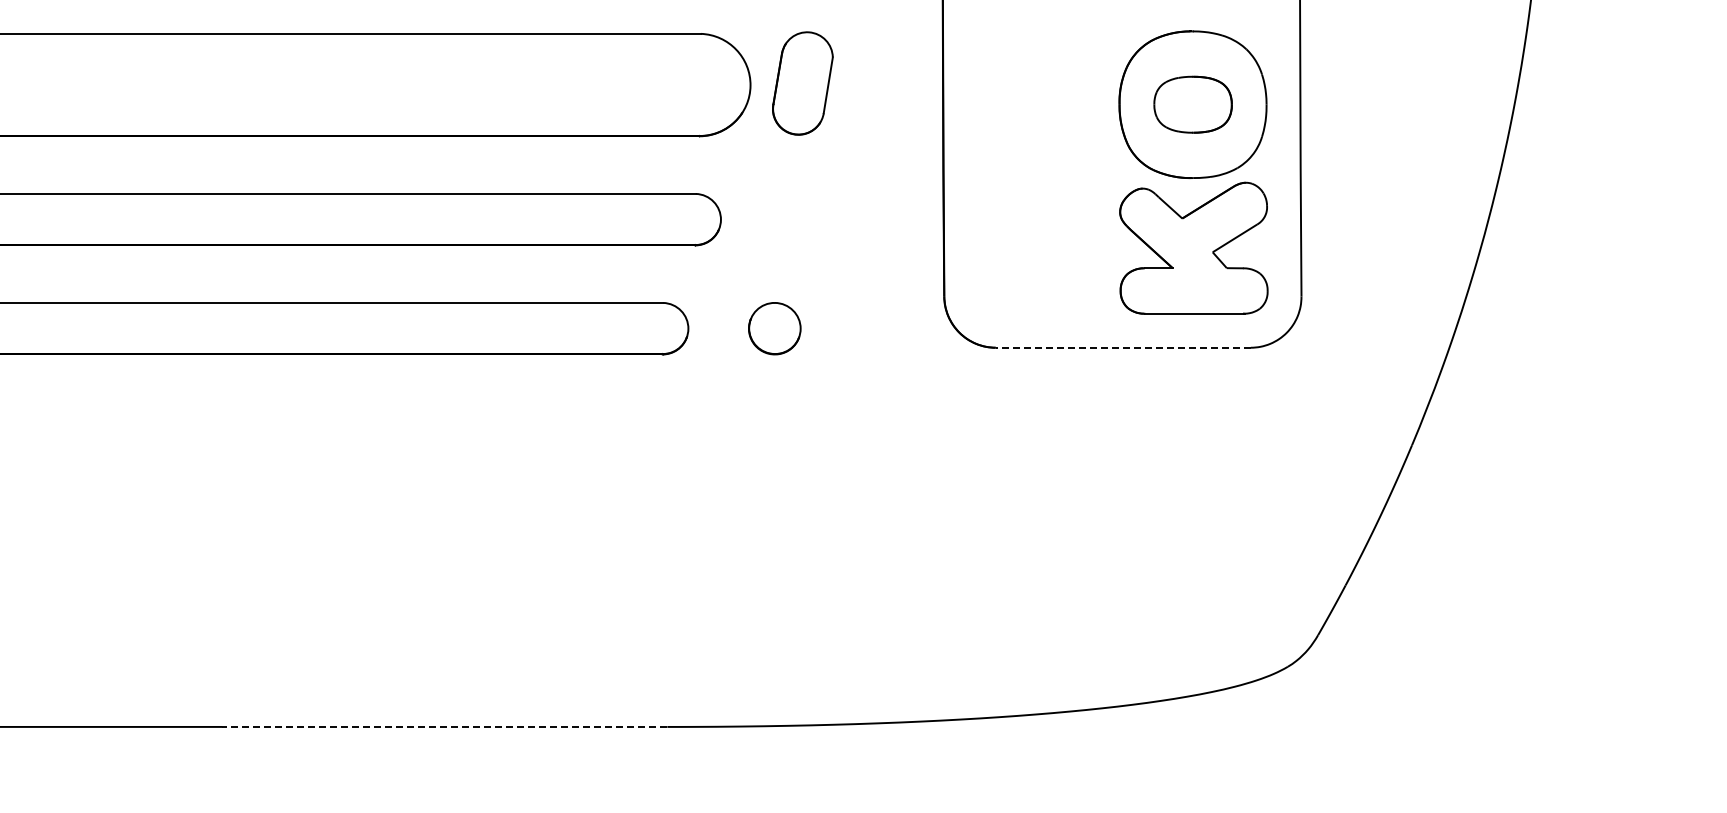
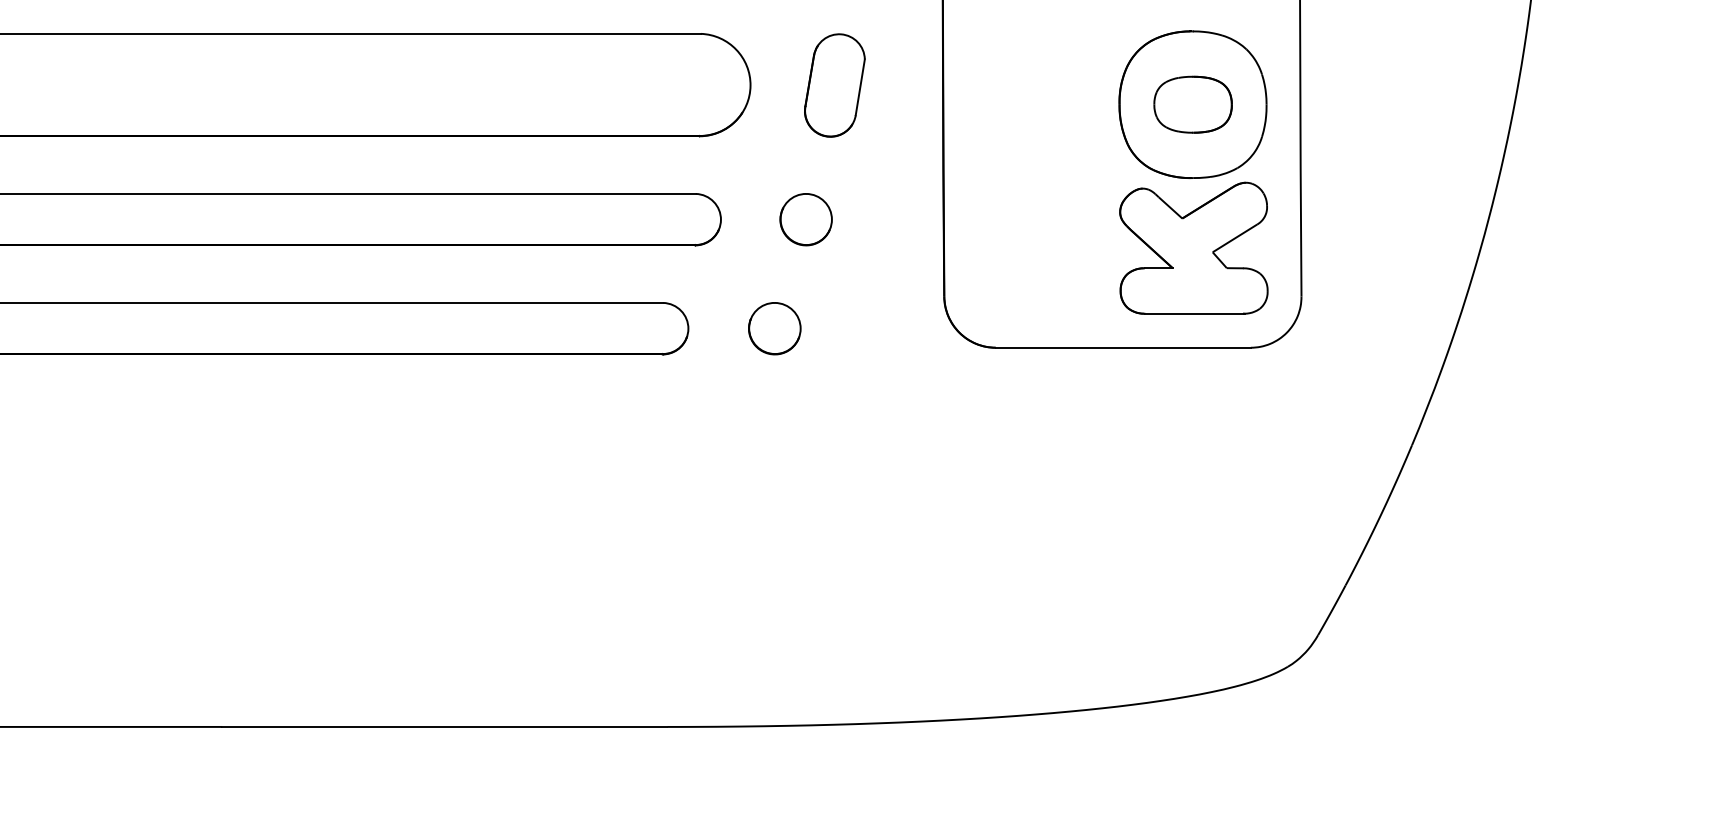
part position: (802, 83) -> (834, 85) (834, 85)
part: none -> present (805, 219)
line: dashed -> solid (1123, 347)
line: dashed -> solid (444, 726)
